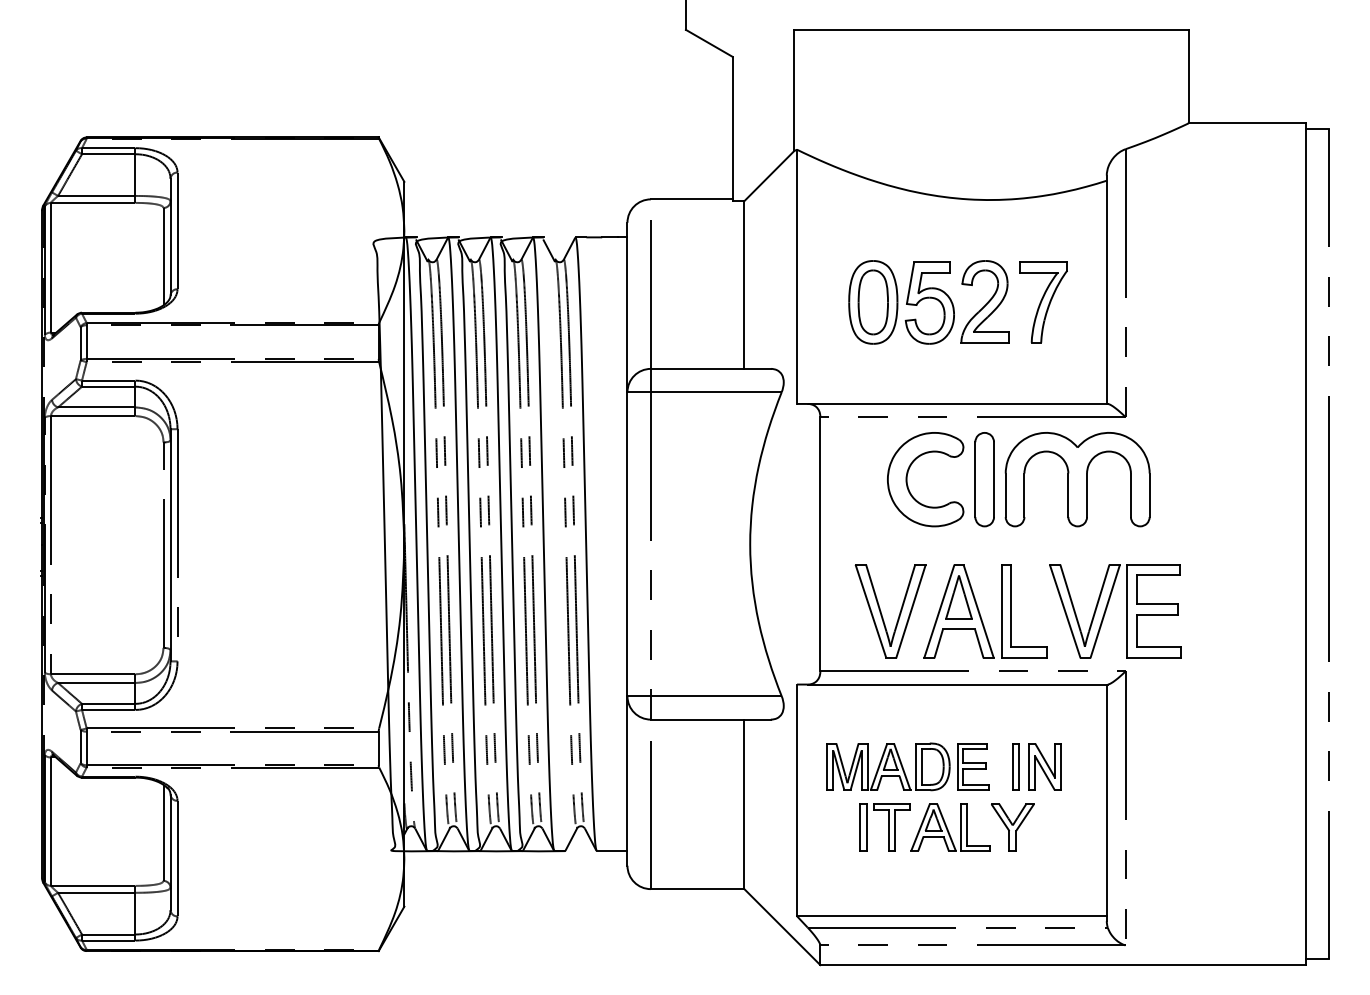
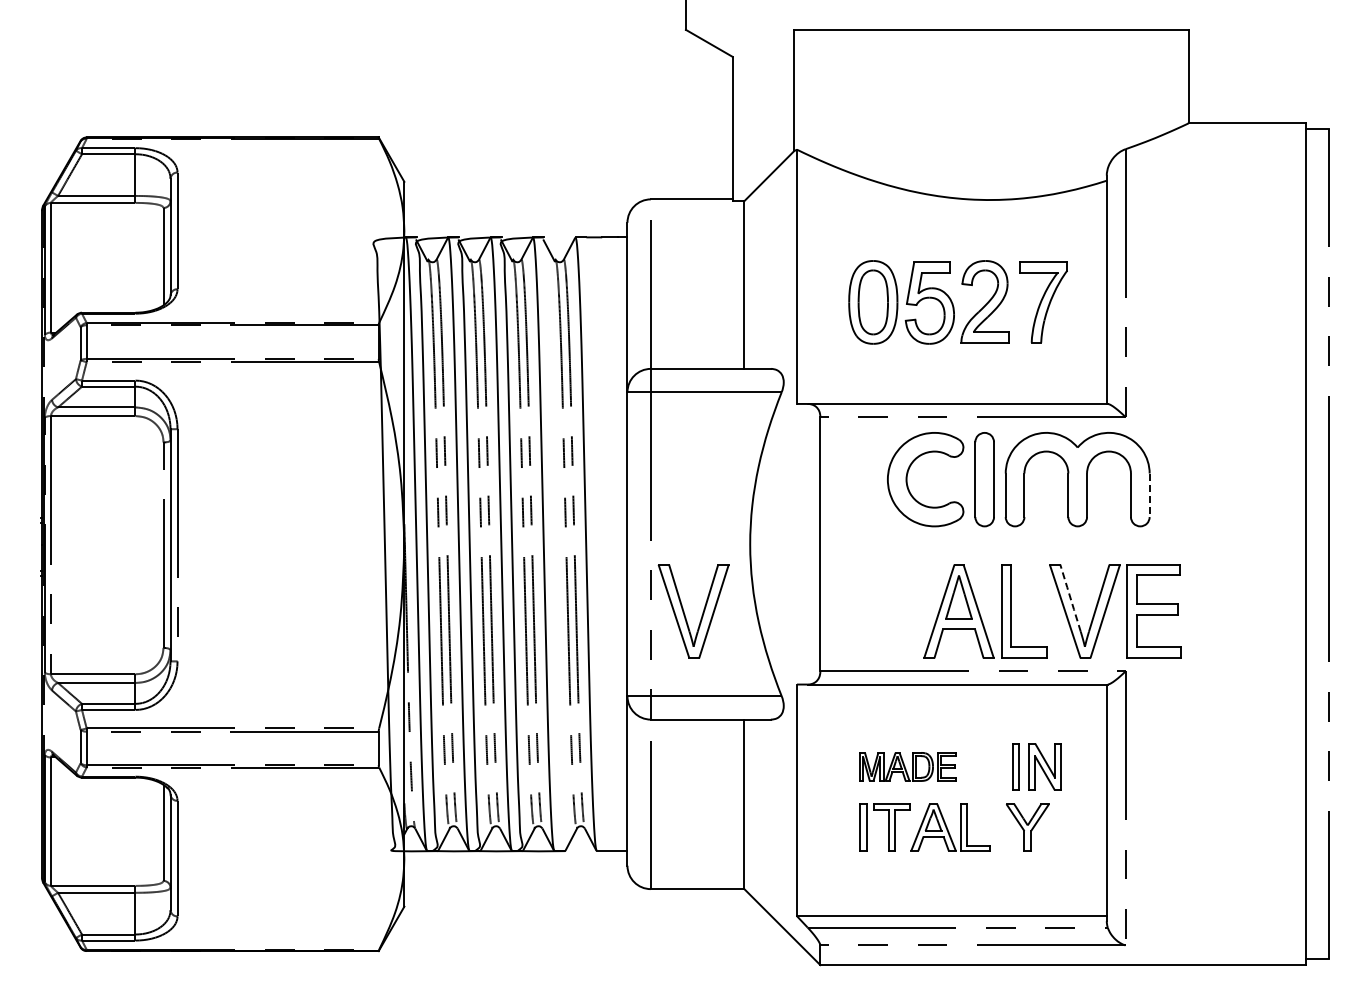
line: solid -> dashed (1149, 495)
line: solid -> dashed (1070, 598)
part position: (882, 614) -> (685, 614) (685, 614)
part size: 164x50 px -> 98x30 px (907, 766)
part position: (1012, 827) -> (1027, 827) (1027, 827)
